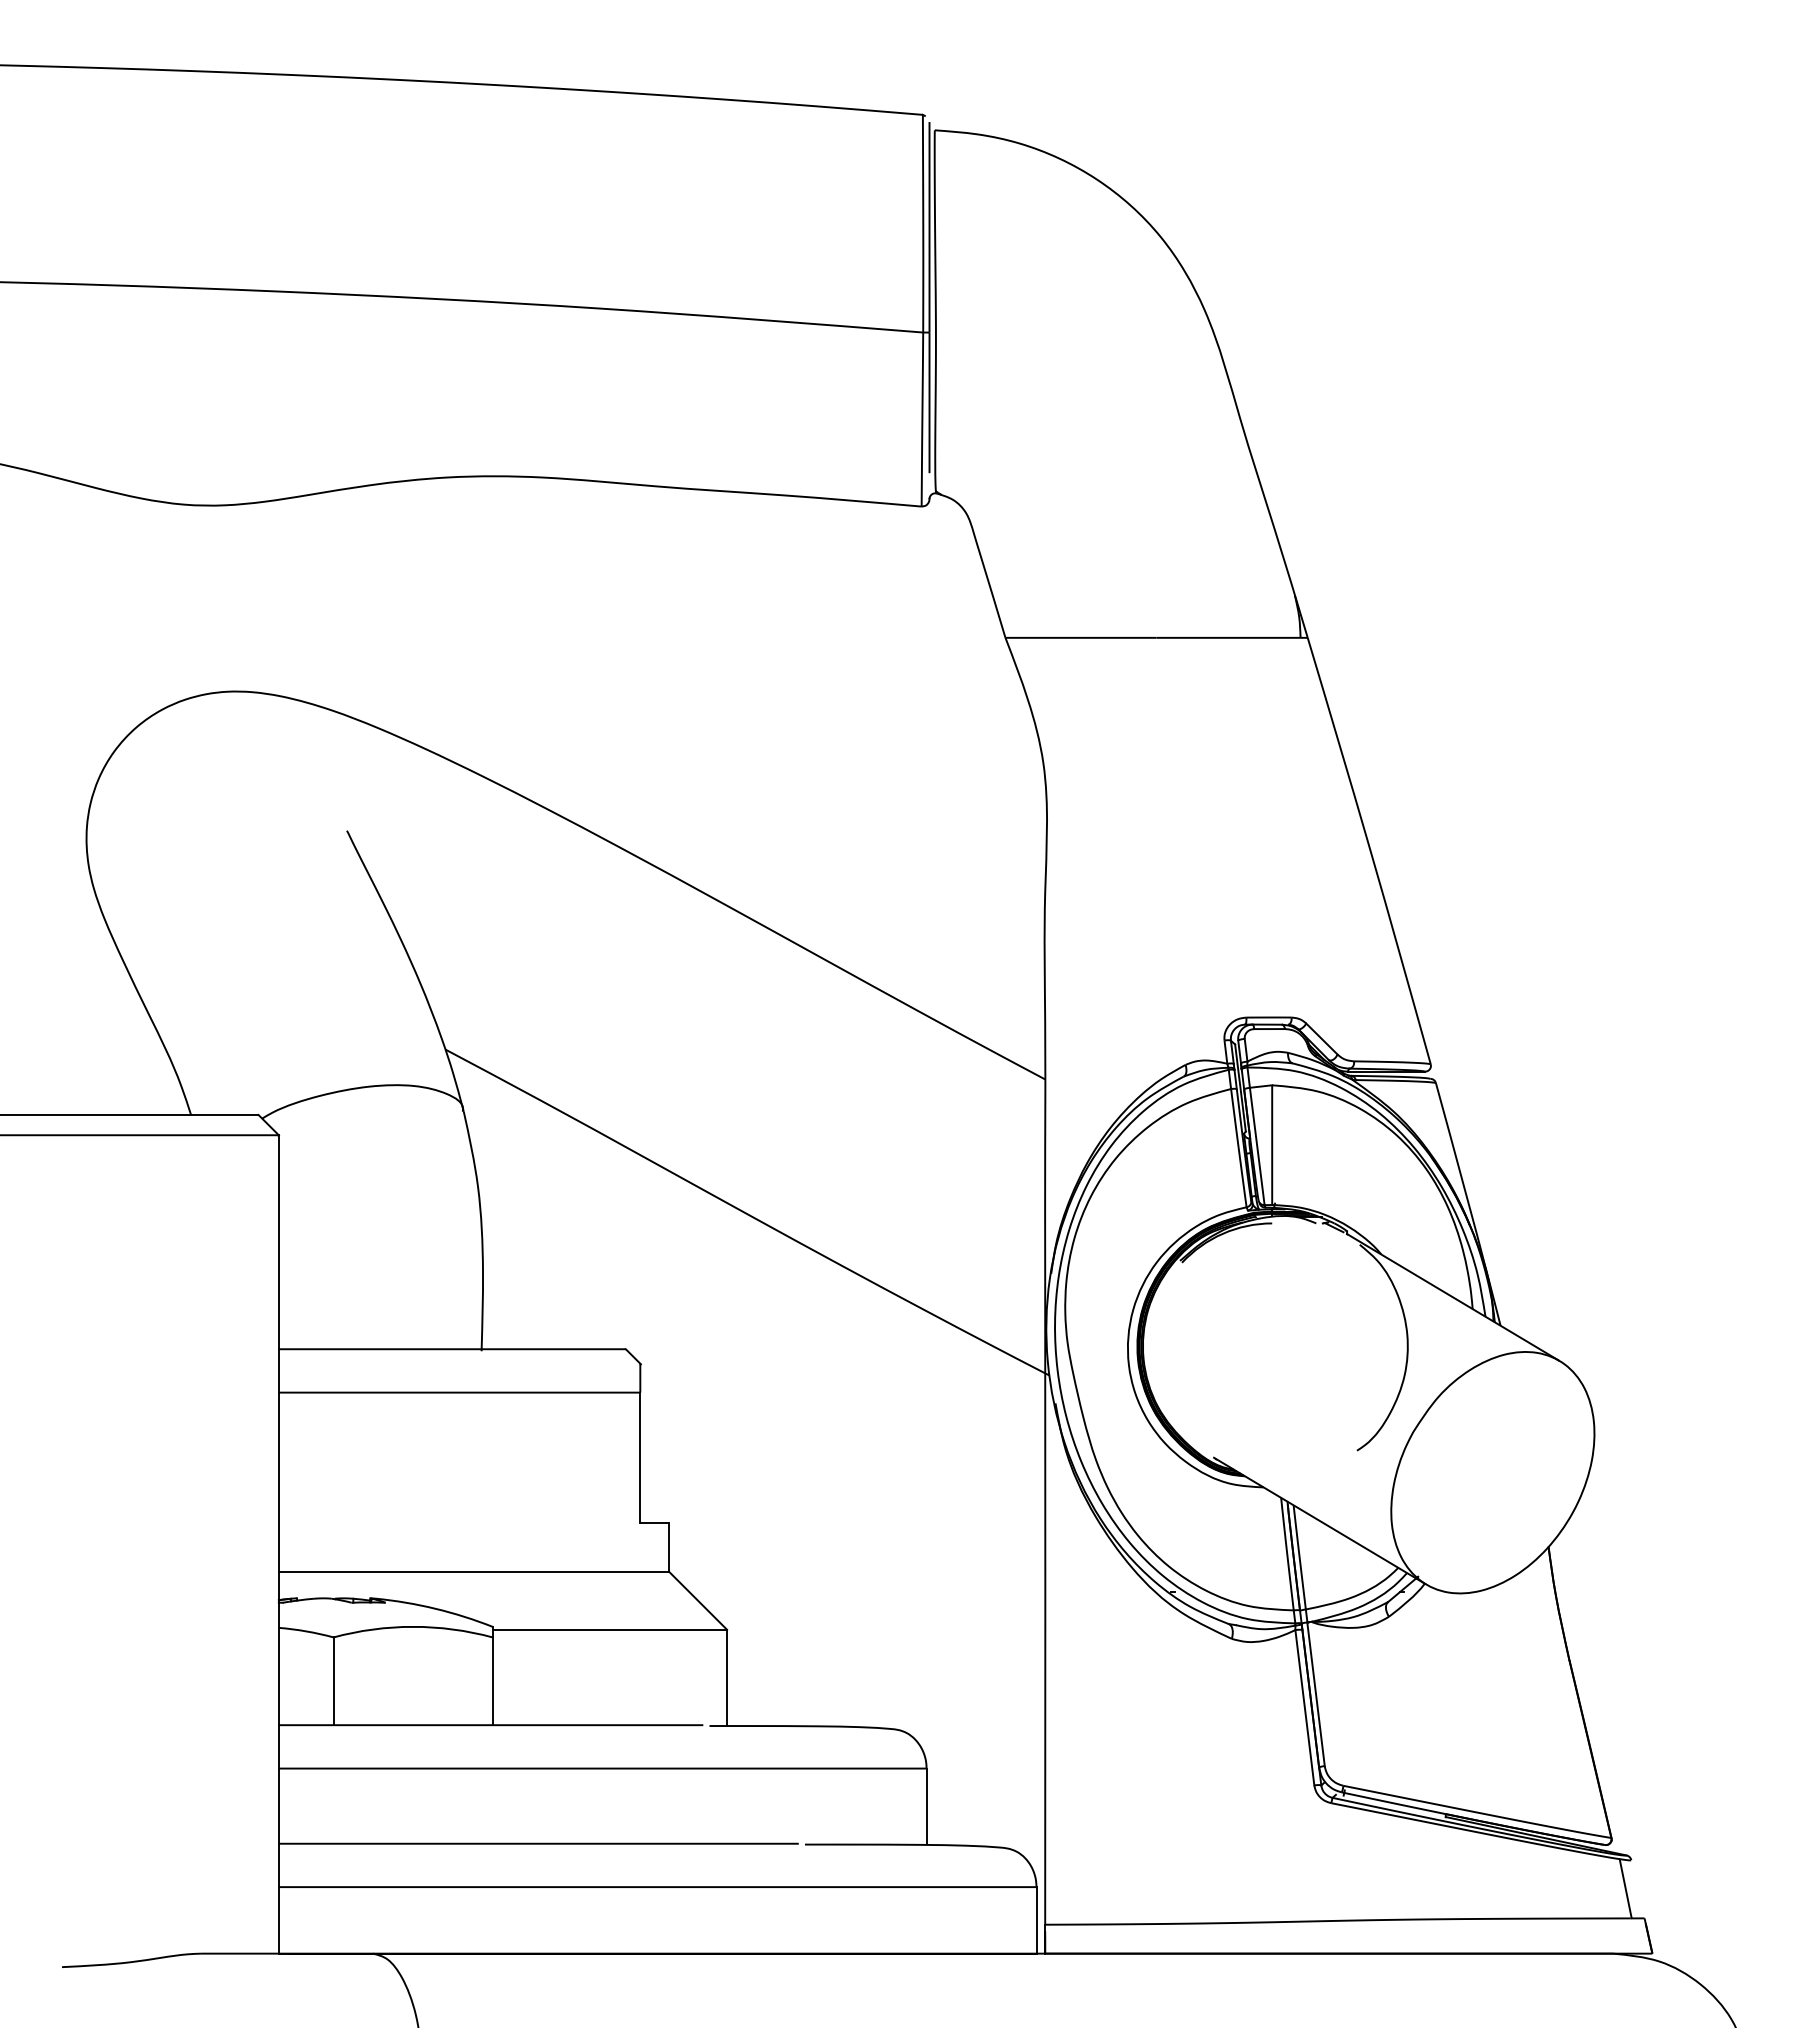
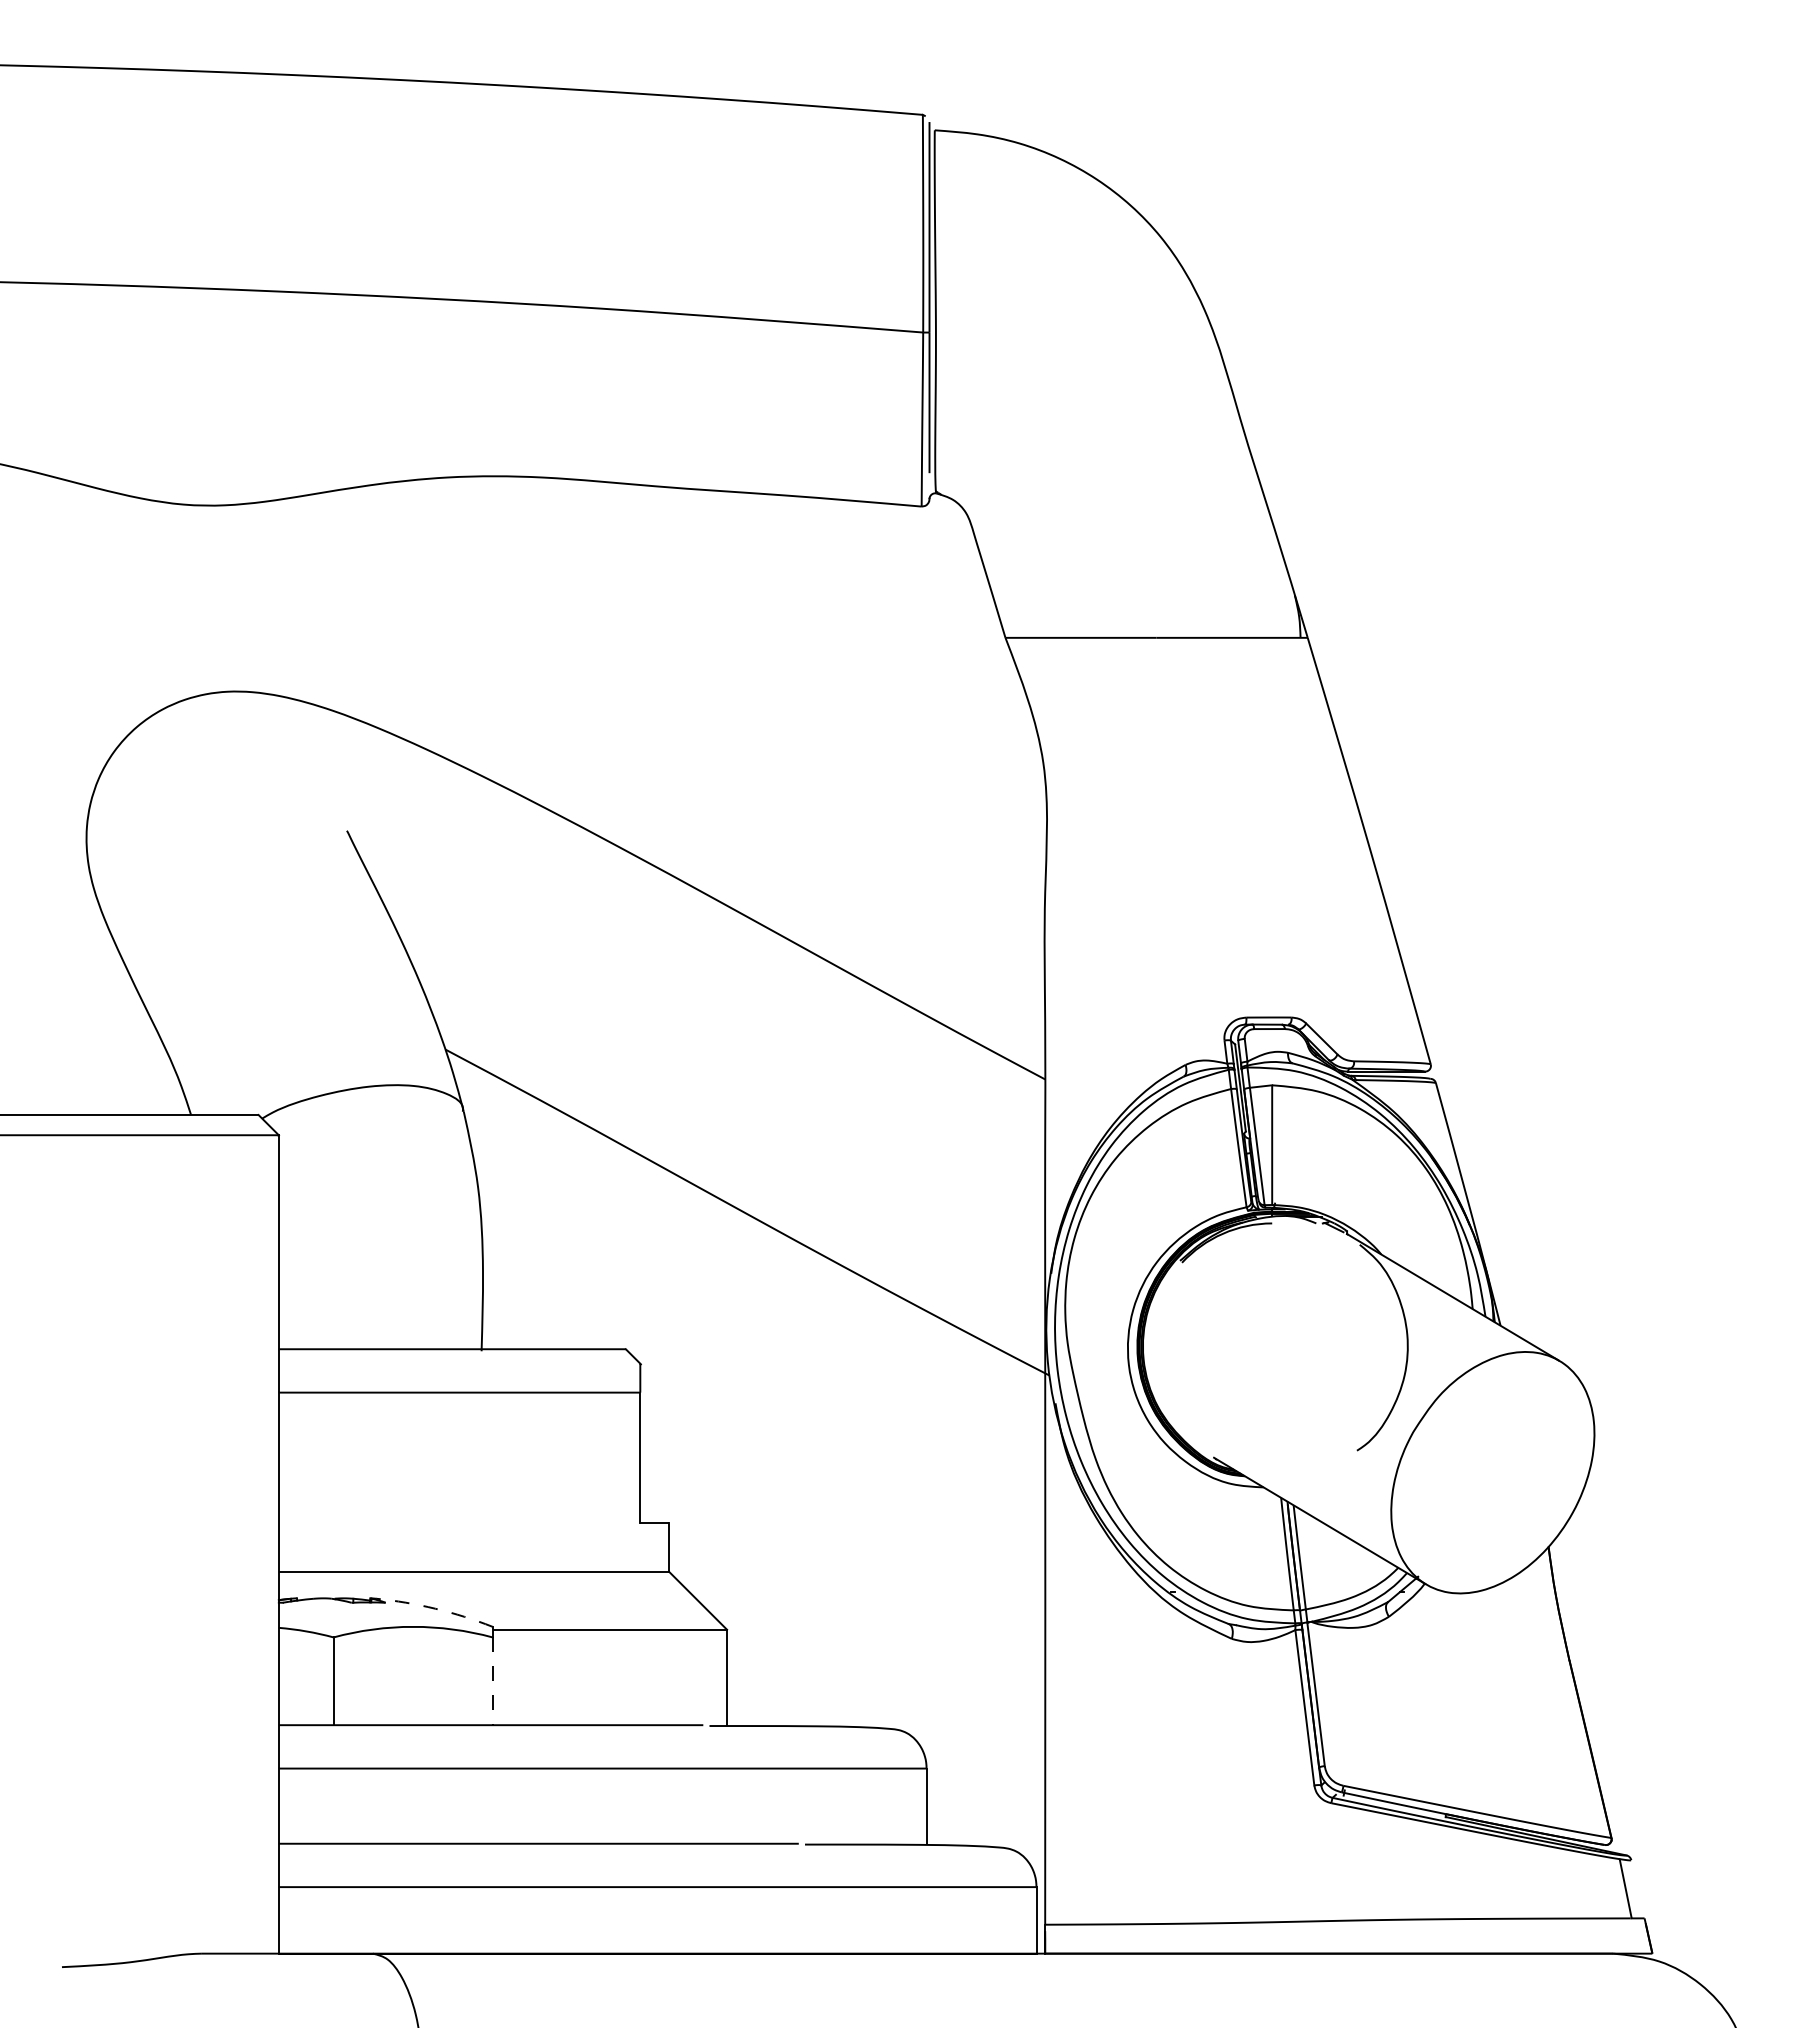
arc: solid -> dashed (435, 1608)
line: solid -> dashed (492, 1681)
